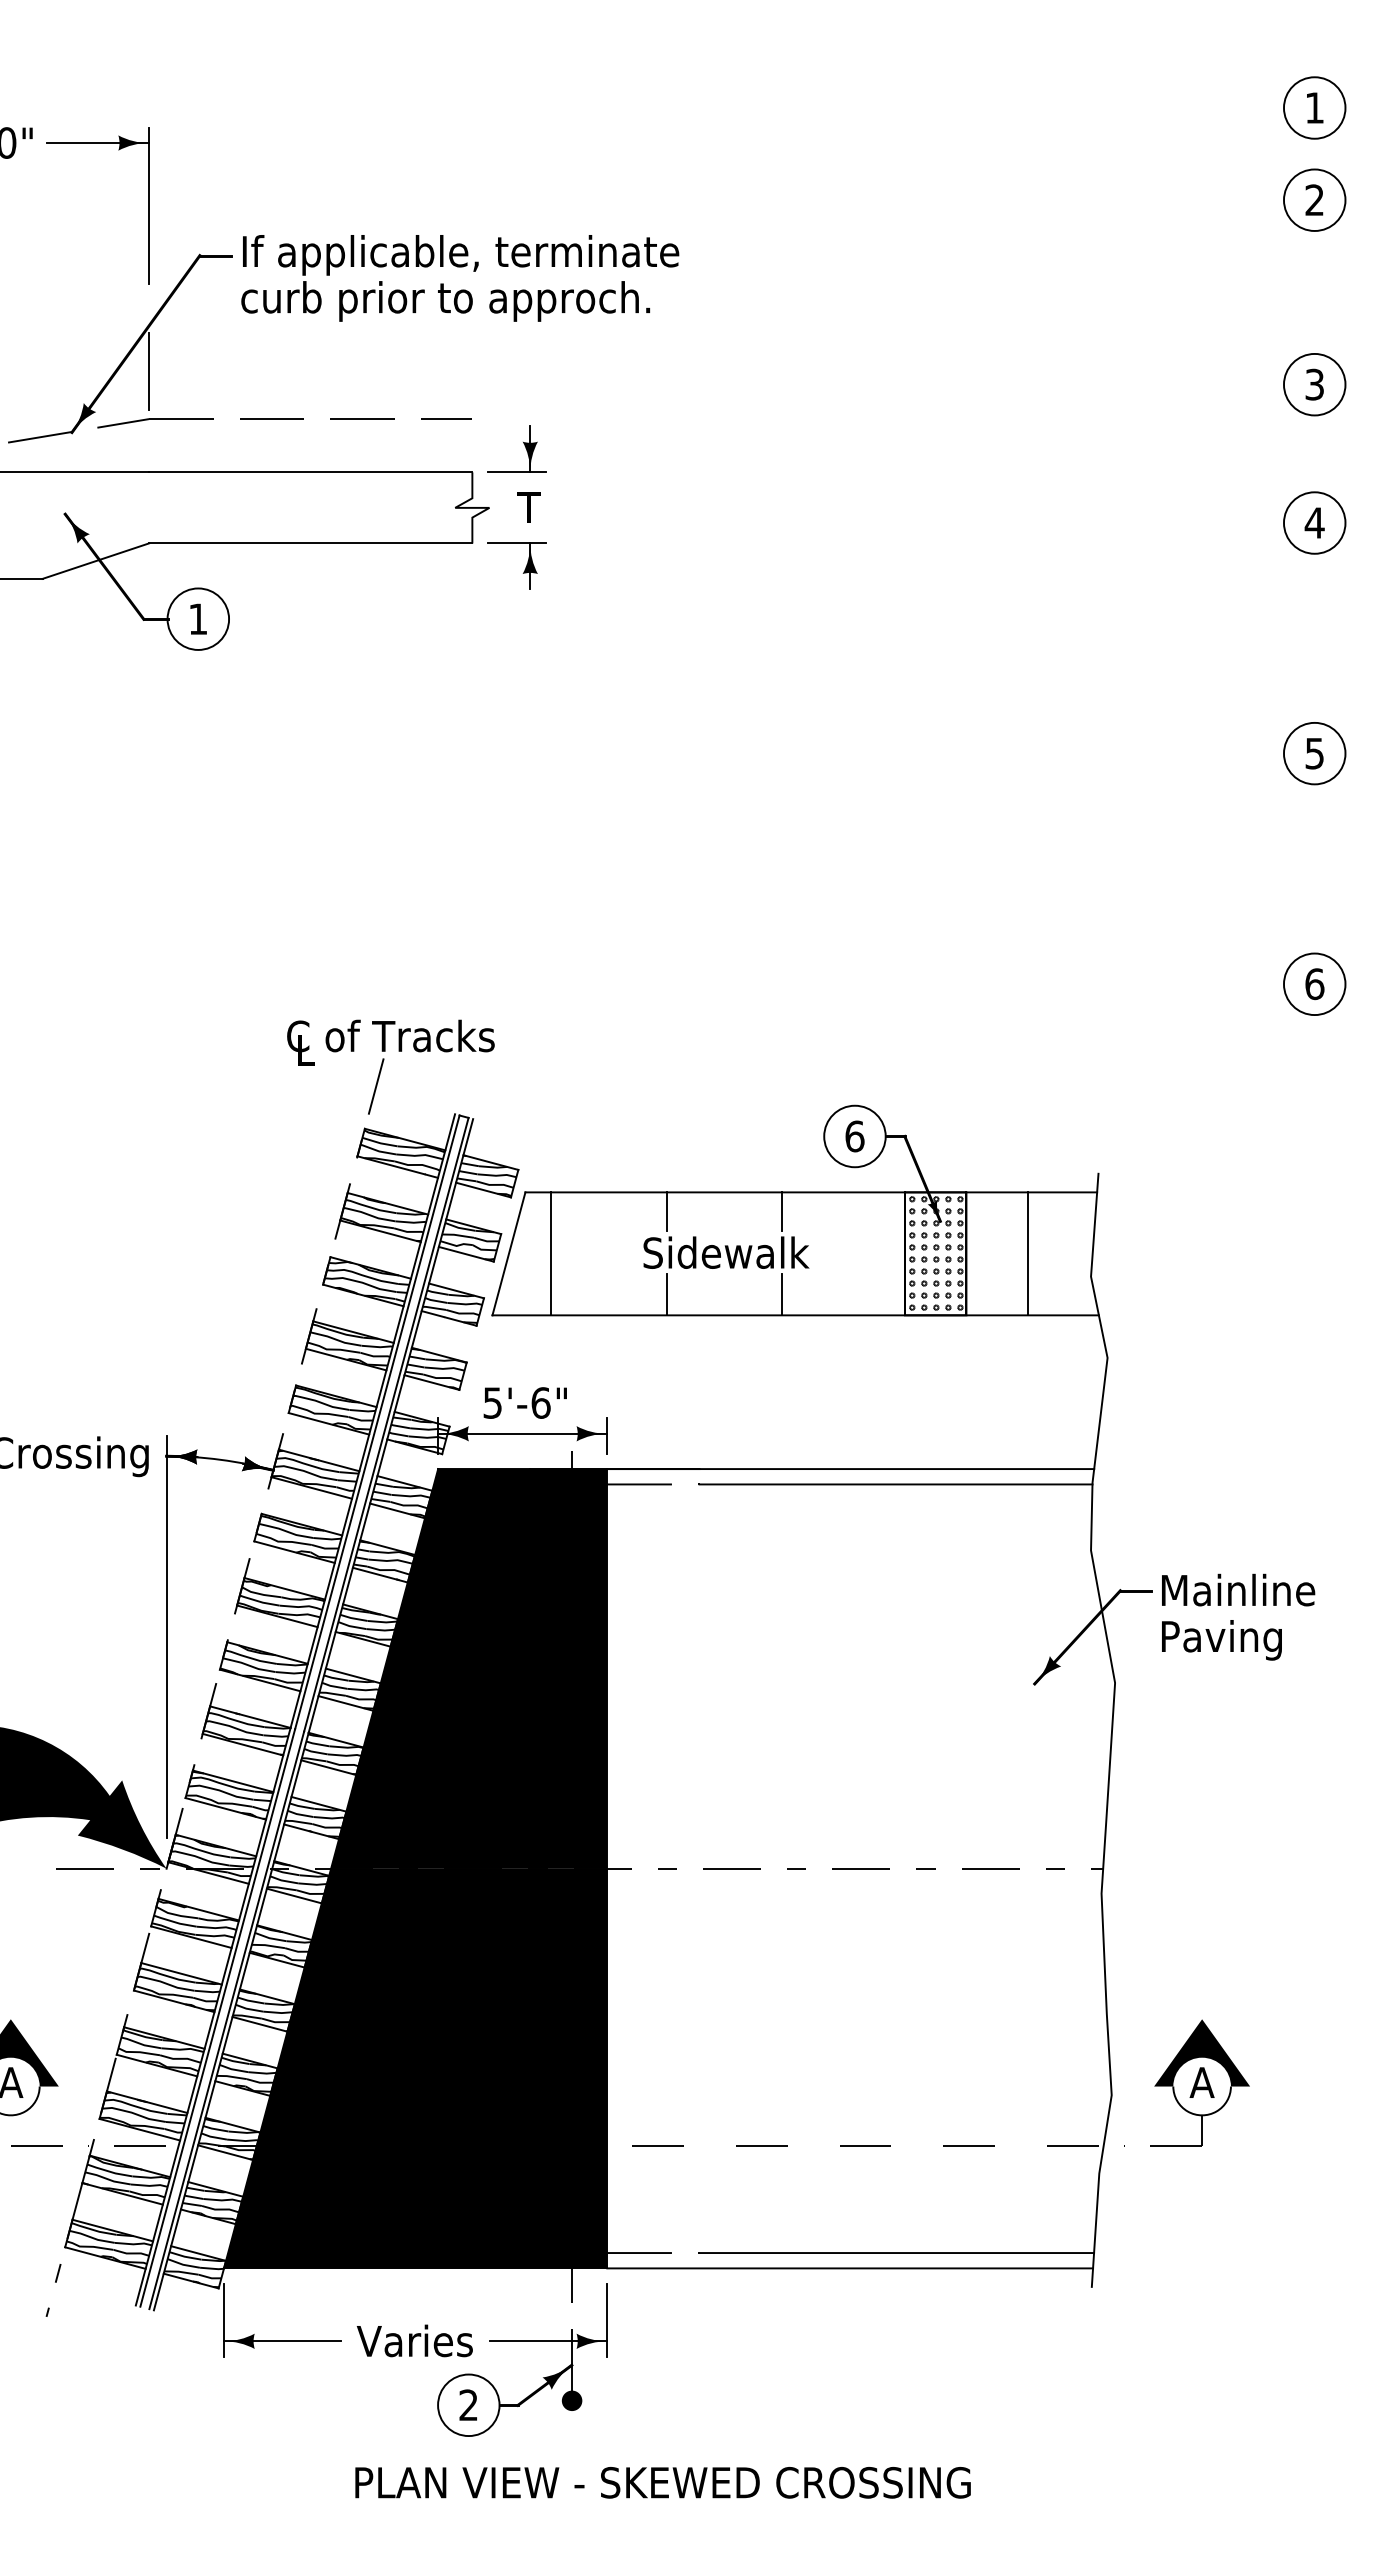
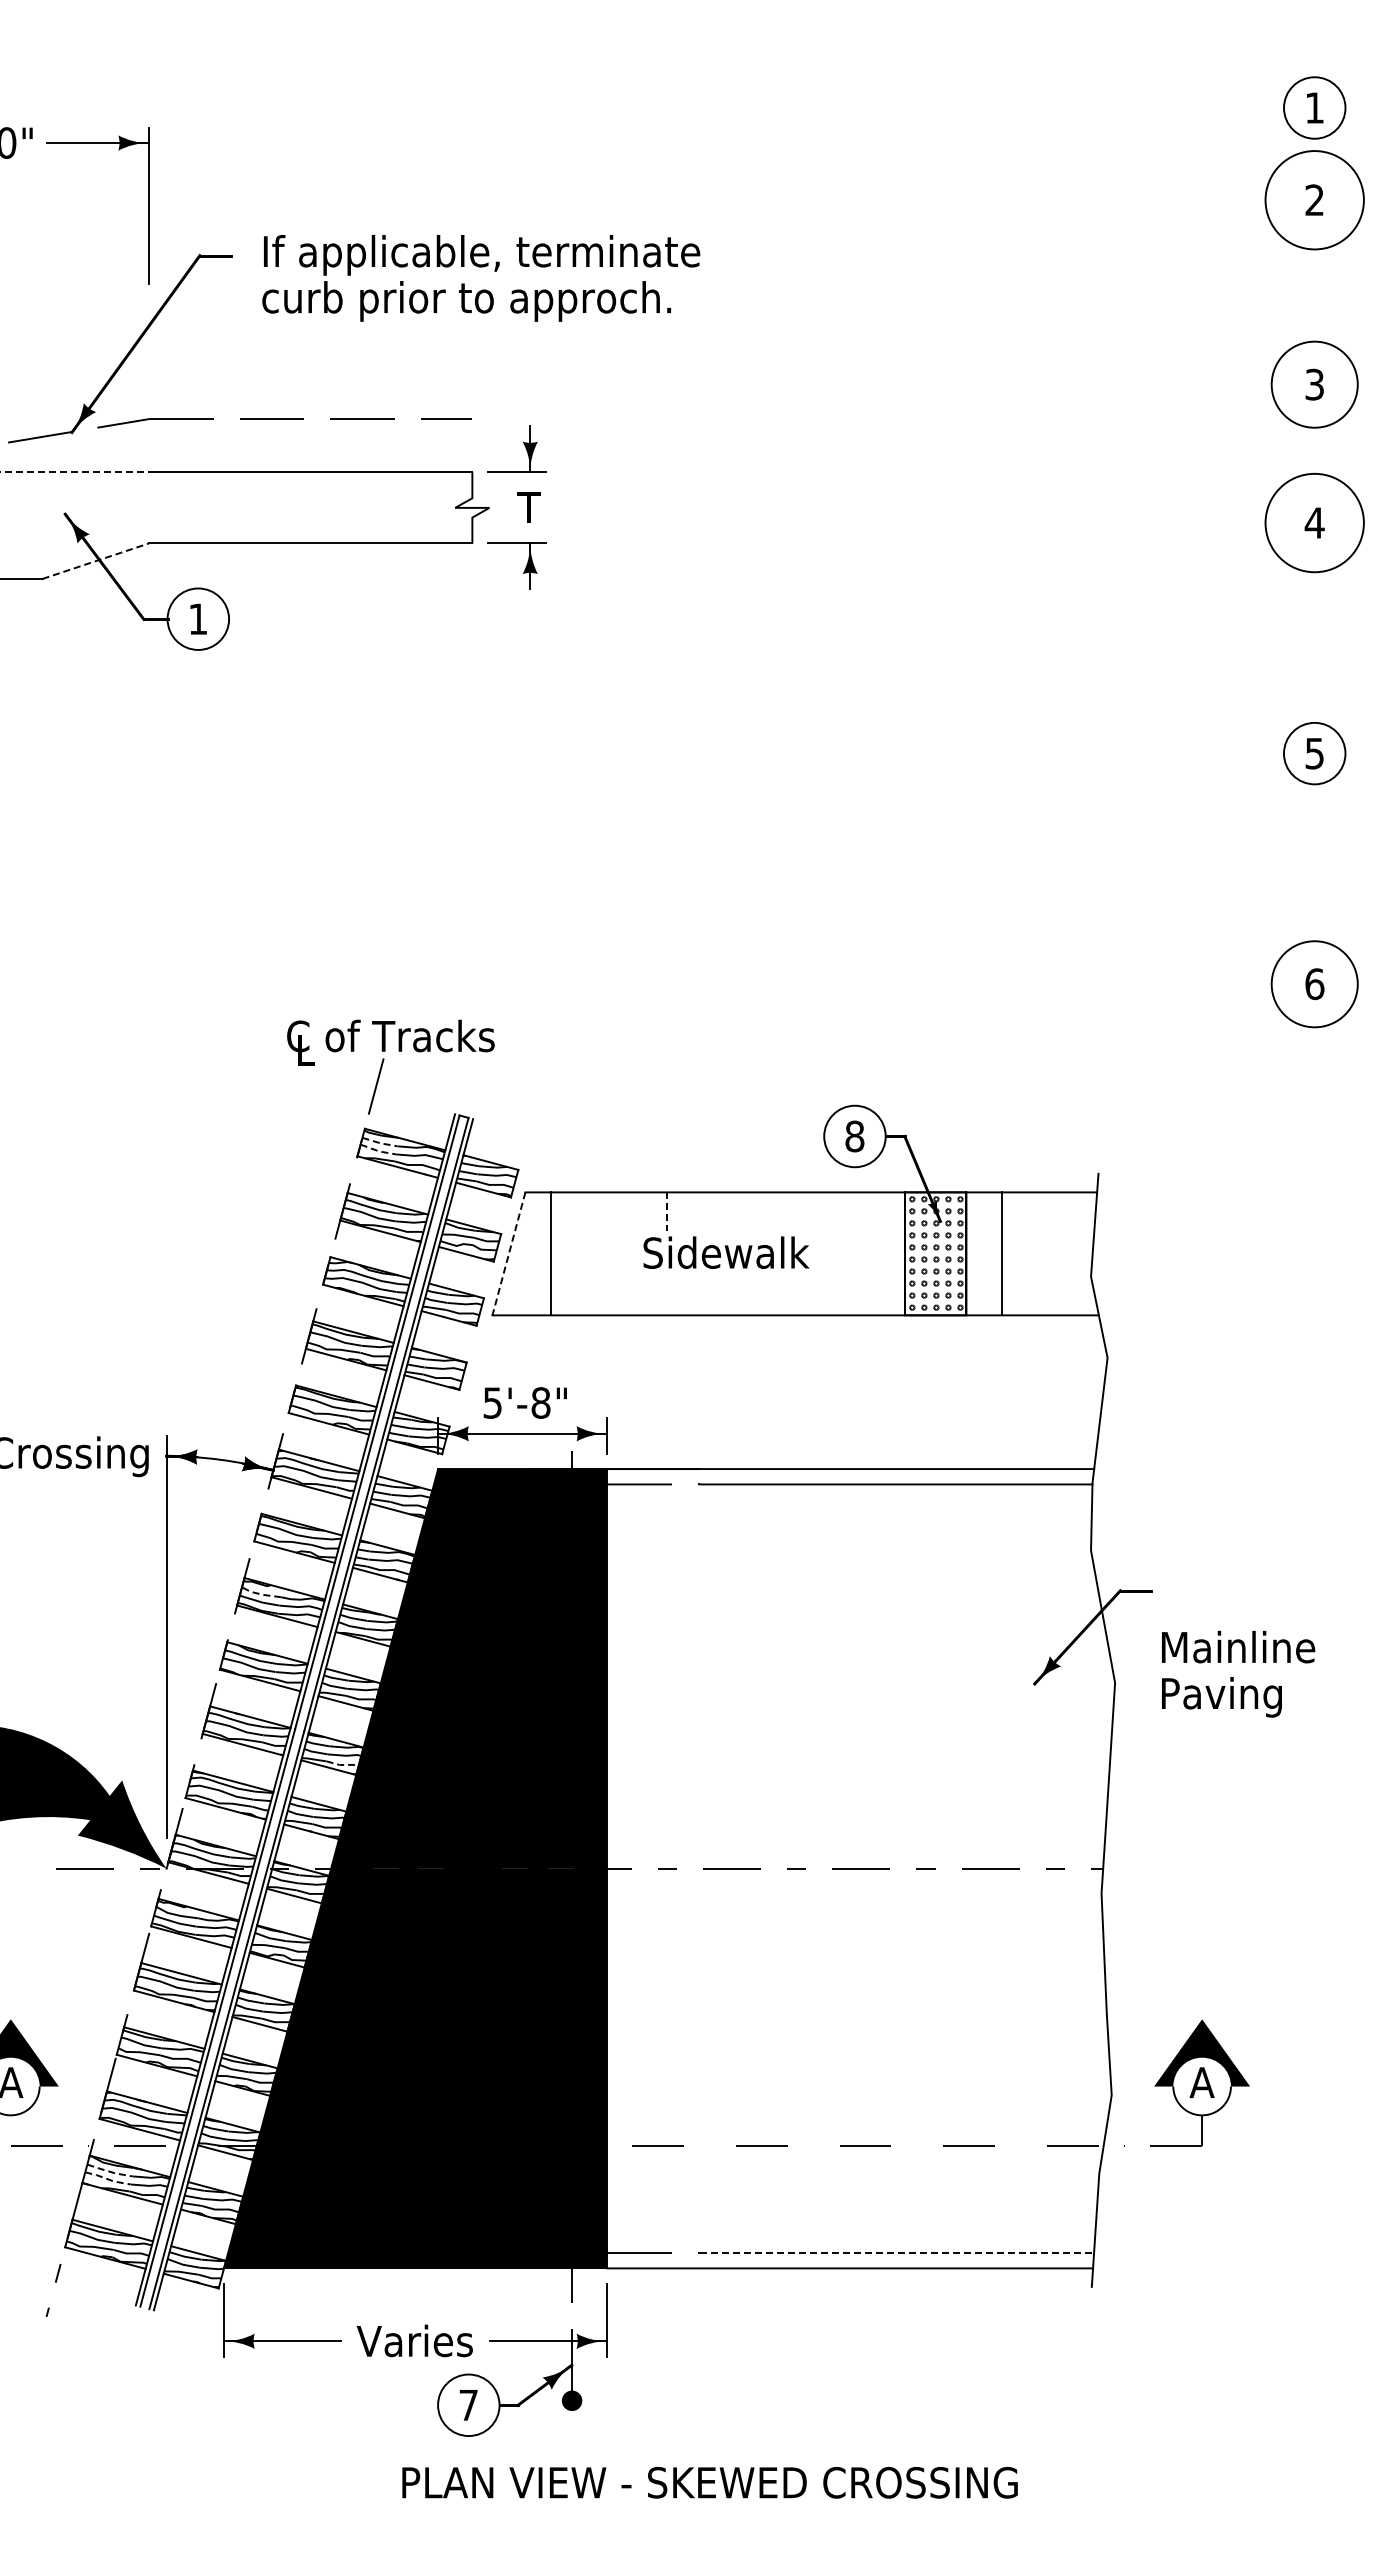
circle diameter: 61 px -> 98 px (1314, 200)
text position: (460, 278) -> (481, 278) (481, 278)
line: present -> none (149, 371)
circle diameter: 61 px -> 86 px (1314, 384)
line: solid -> dashed (75, 472)
circle diameter: 61 px -> 98 px (1314, 522)
line: solid -> dashed (96, 561)
circle diameter: 61 px -> 86 px (1314, 984)
text: 6 -> 8 (854, 1136)
line: solid -> dashed (380, 1143)
line: solid -> dashed (378, 1151)
line: present -> none (781, 1211)
line: solid -> dashed (666, 1212)
line: solid -> dashed (508, 1253)
line position: (1027, 1253) -> (1001, 1253) (1001, 1253)
line: present -> none (666, 1294)
line: present -> none (781, 1294)
text: 5'-6" -> 5'-8" (540, 1402)
line: solid -> dashed (261, 1594)
text position: (1238, 1616) -> (1238, 1673) (1238, 1673)
line: solid -> dashed (342, 1764)
line: solid -> dashed (109, 2171)
line: solid -> dashed (108, 2179)
line: solid -> dashed (897, 2253)
text: 2 -> 7 (468, 2404)
text position: (662, 2482) -> (709, 2482) (709, 2482)
